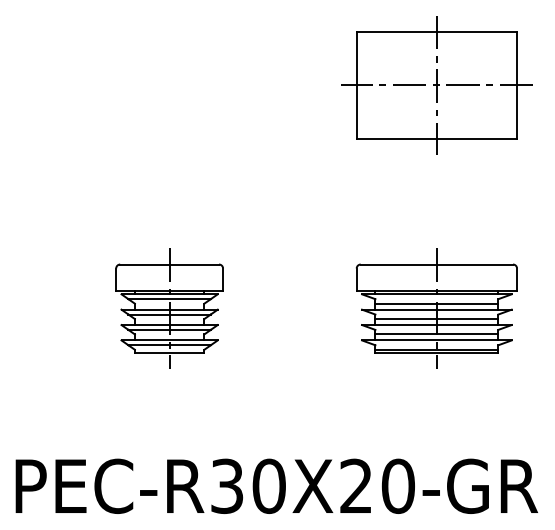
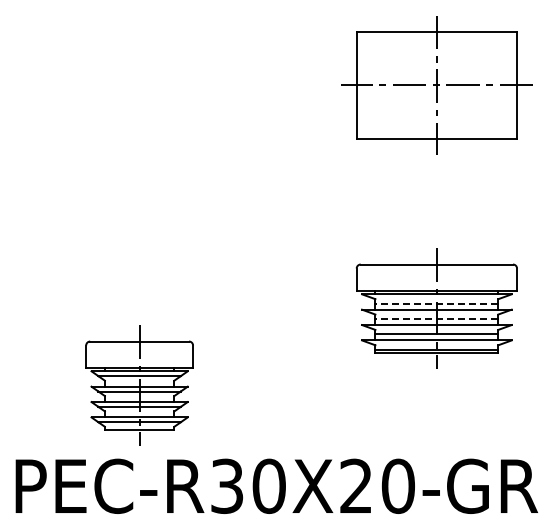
line: solid -> dashed (436, 303)
part position: (169, 308) -> (139, 385) (139, 385)
line: solid -> dashed (436, 319)
